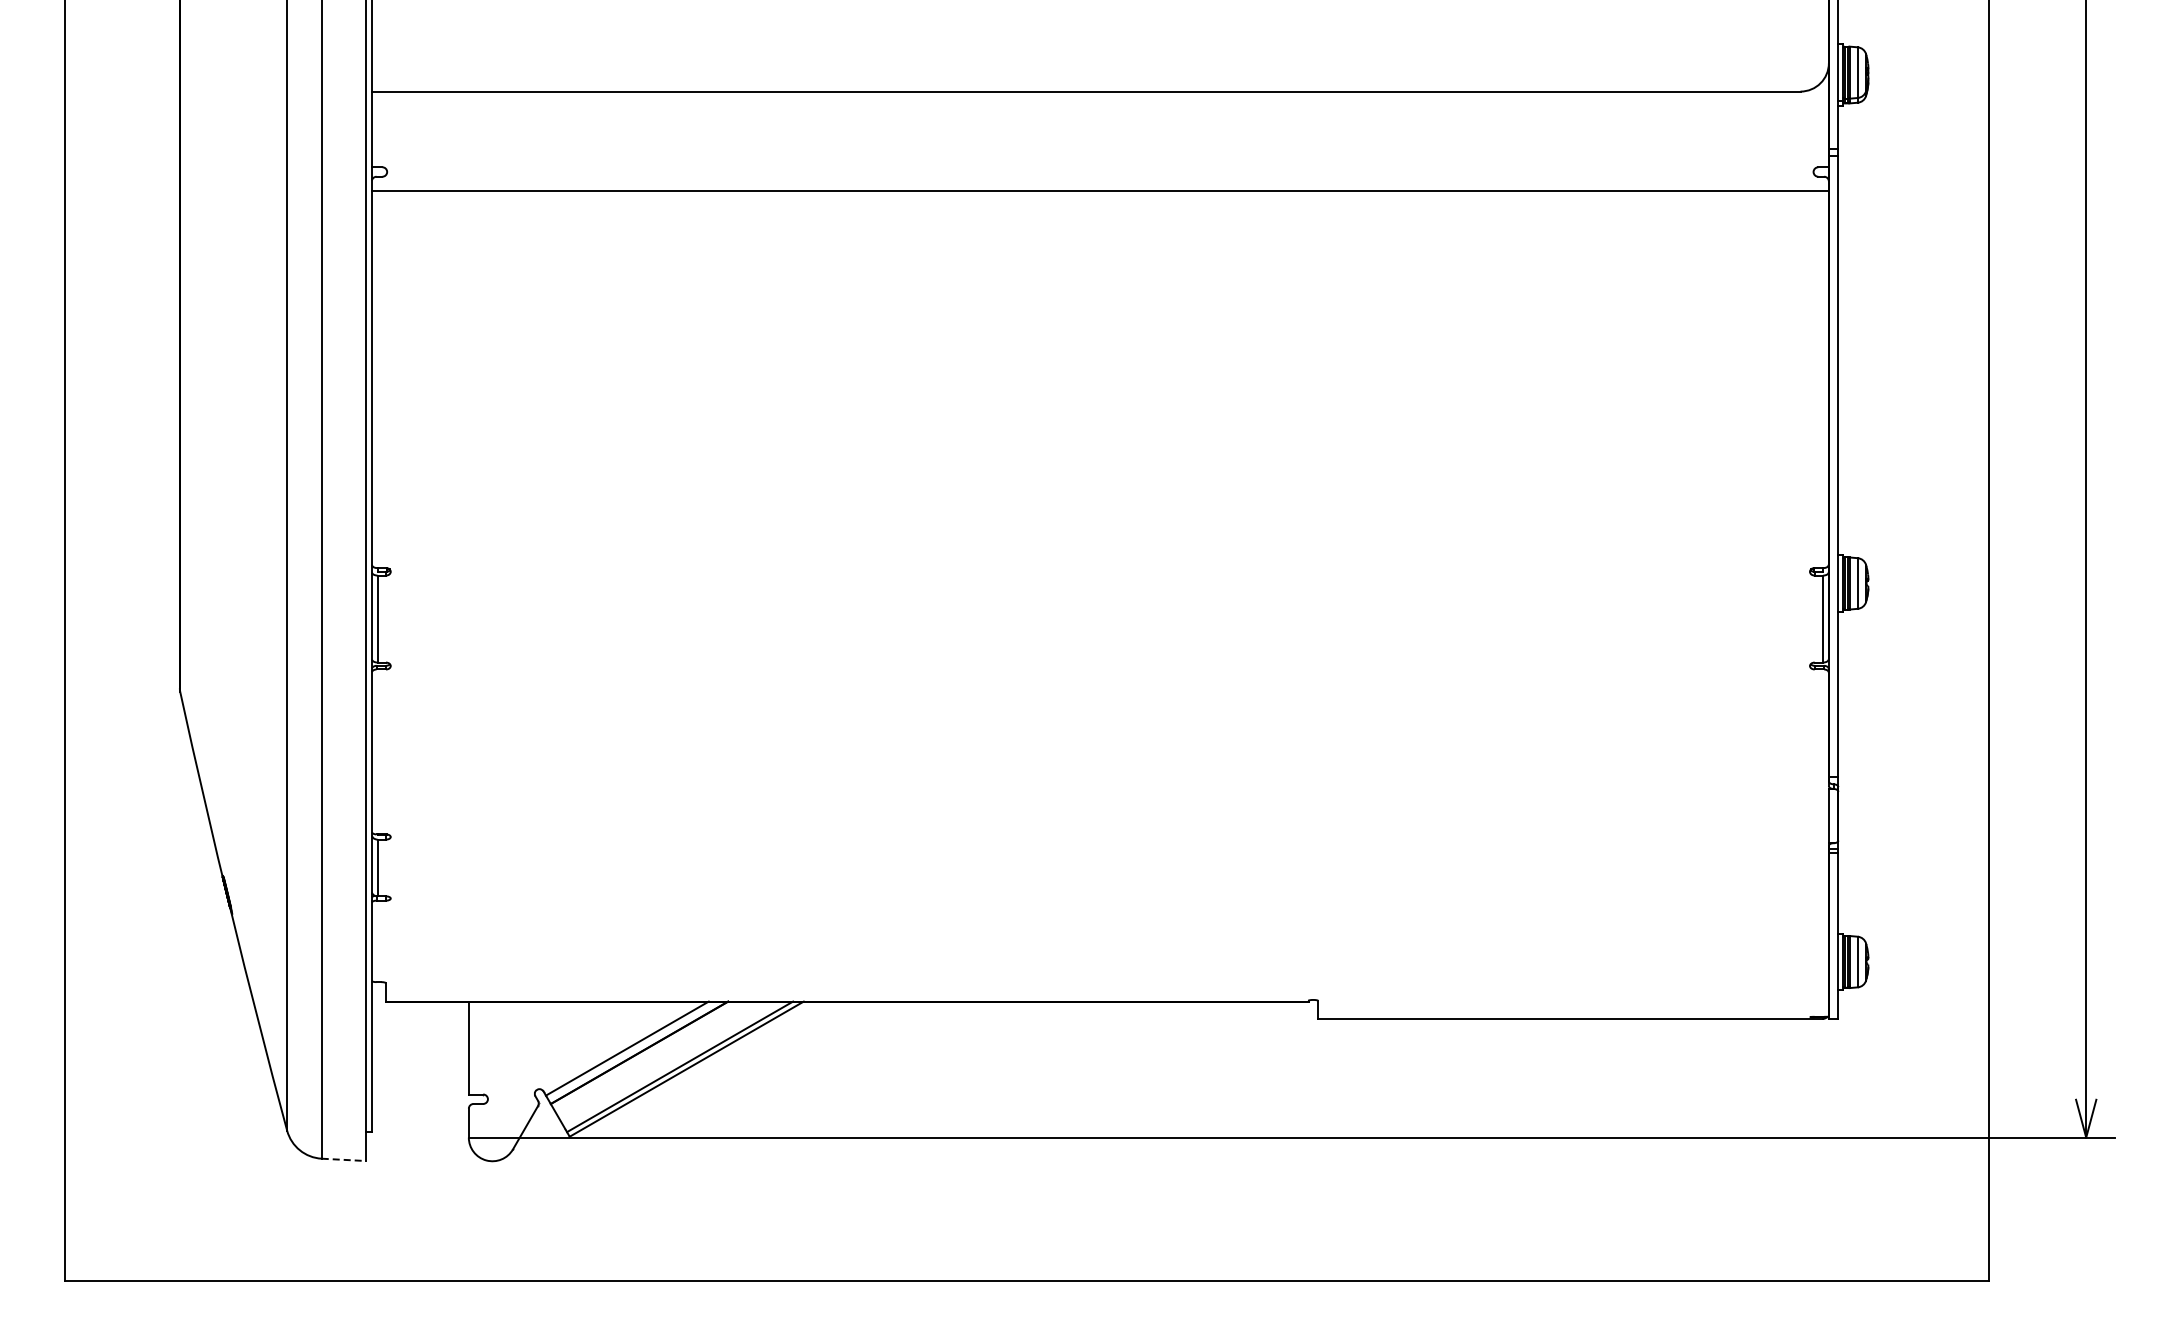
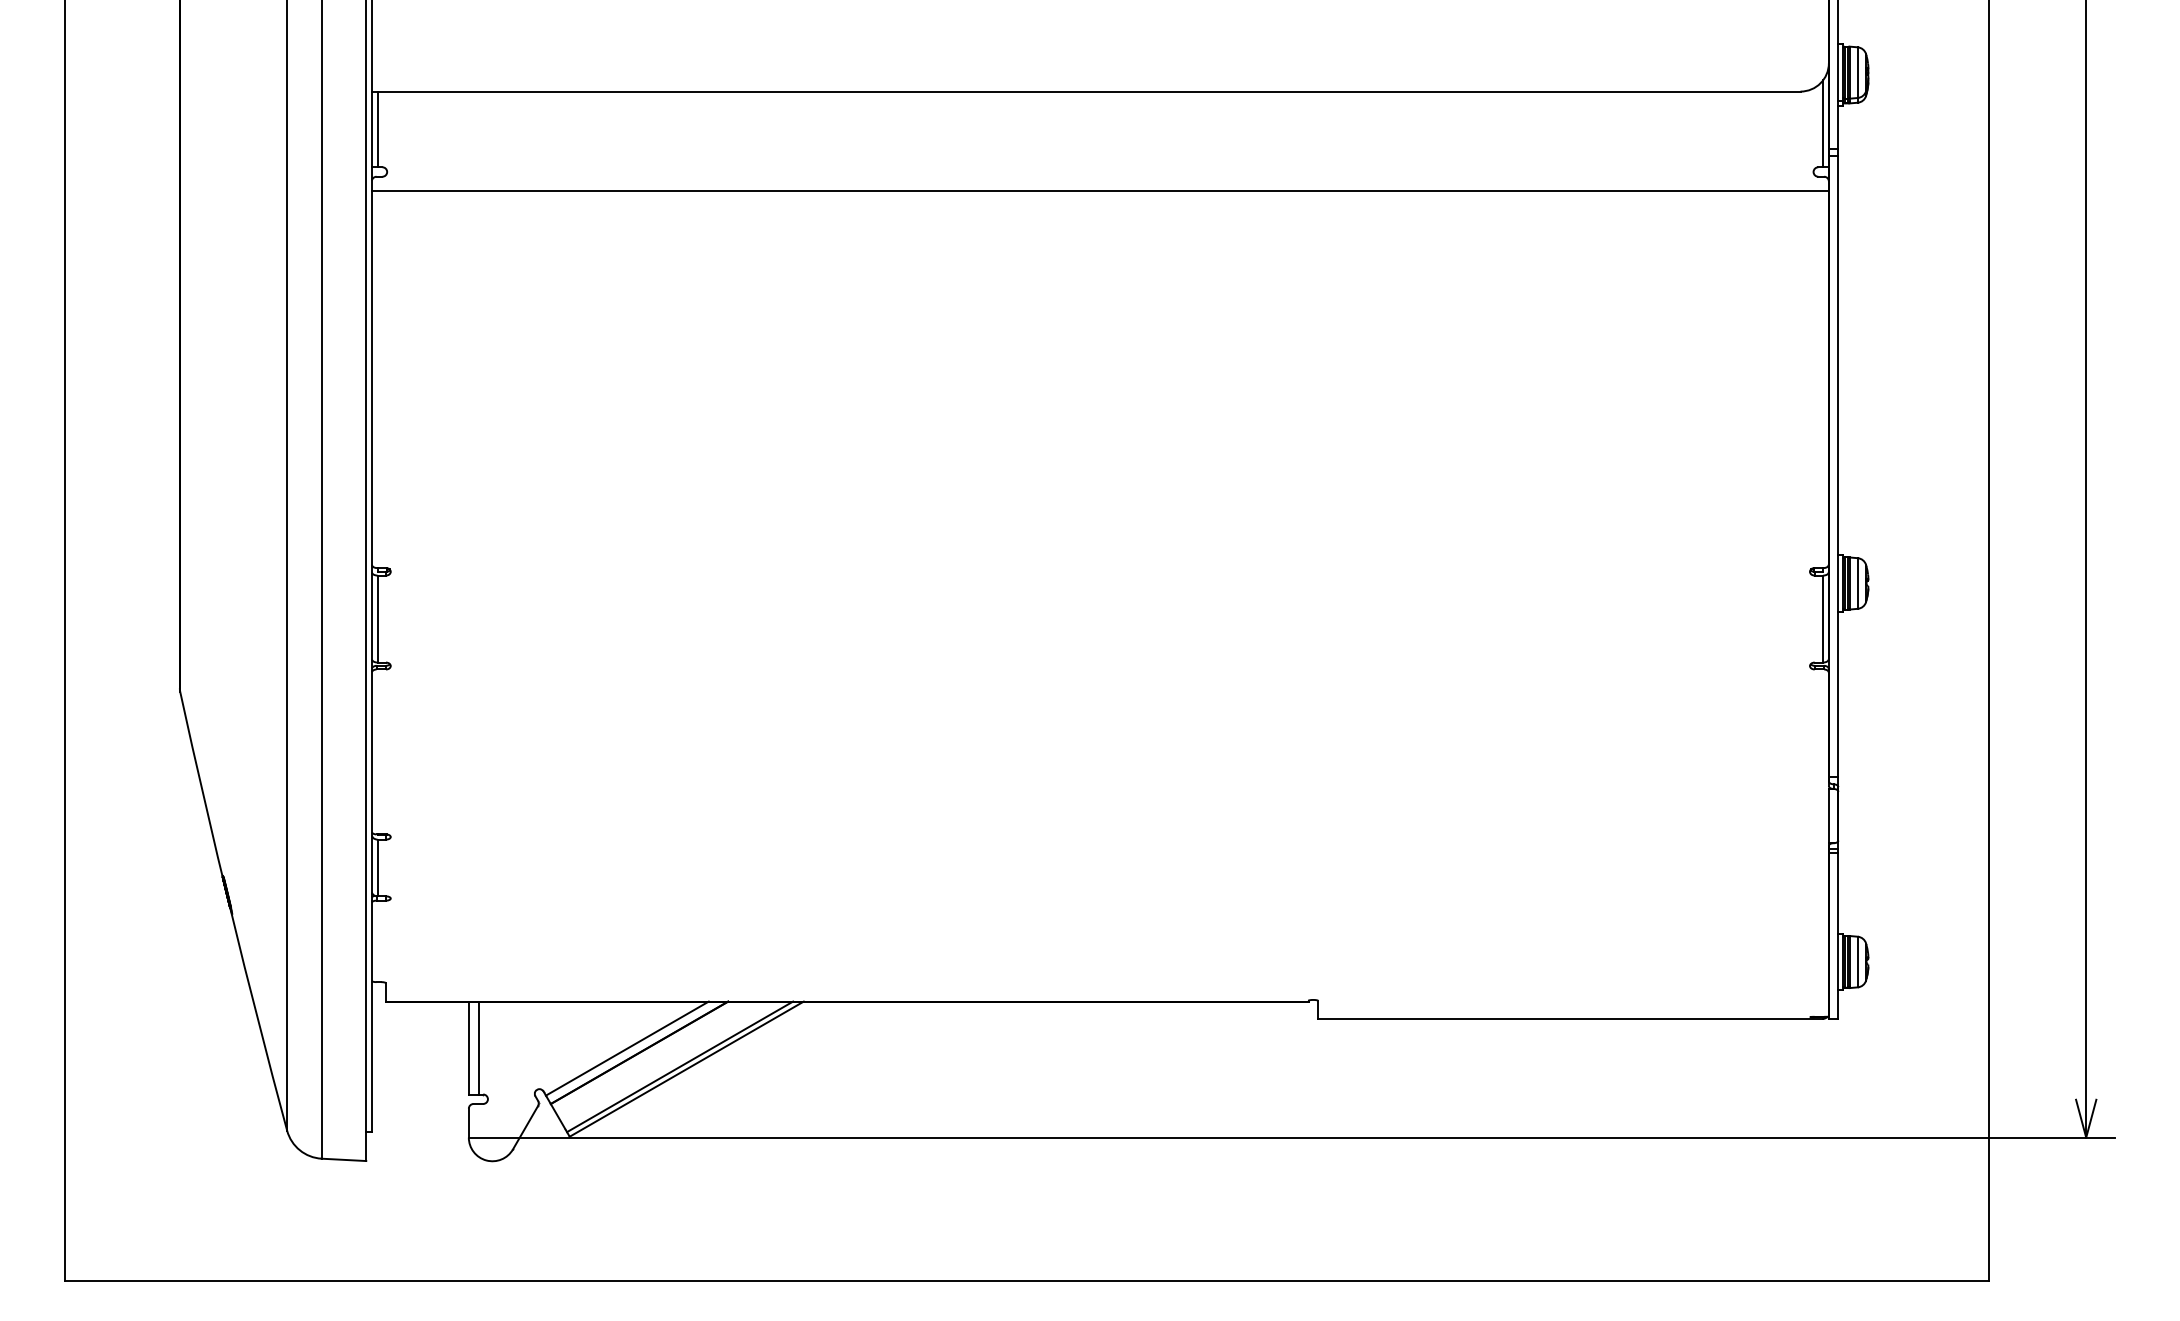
line: none -> present (1823, 123)
line: none -> present (377, 129)
line: none -> present (478, 1047)
line: dashed -> solid (344, 1159)
